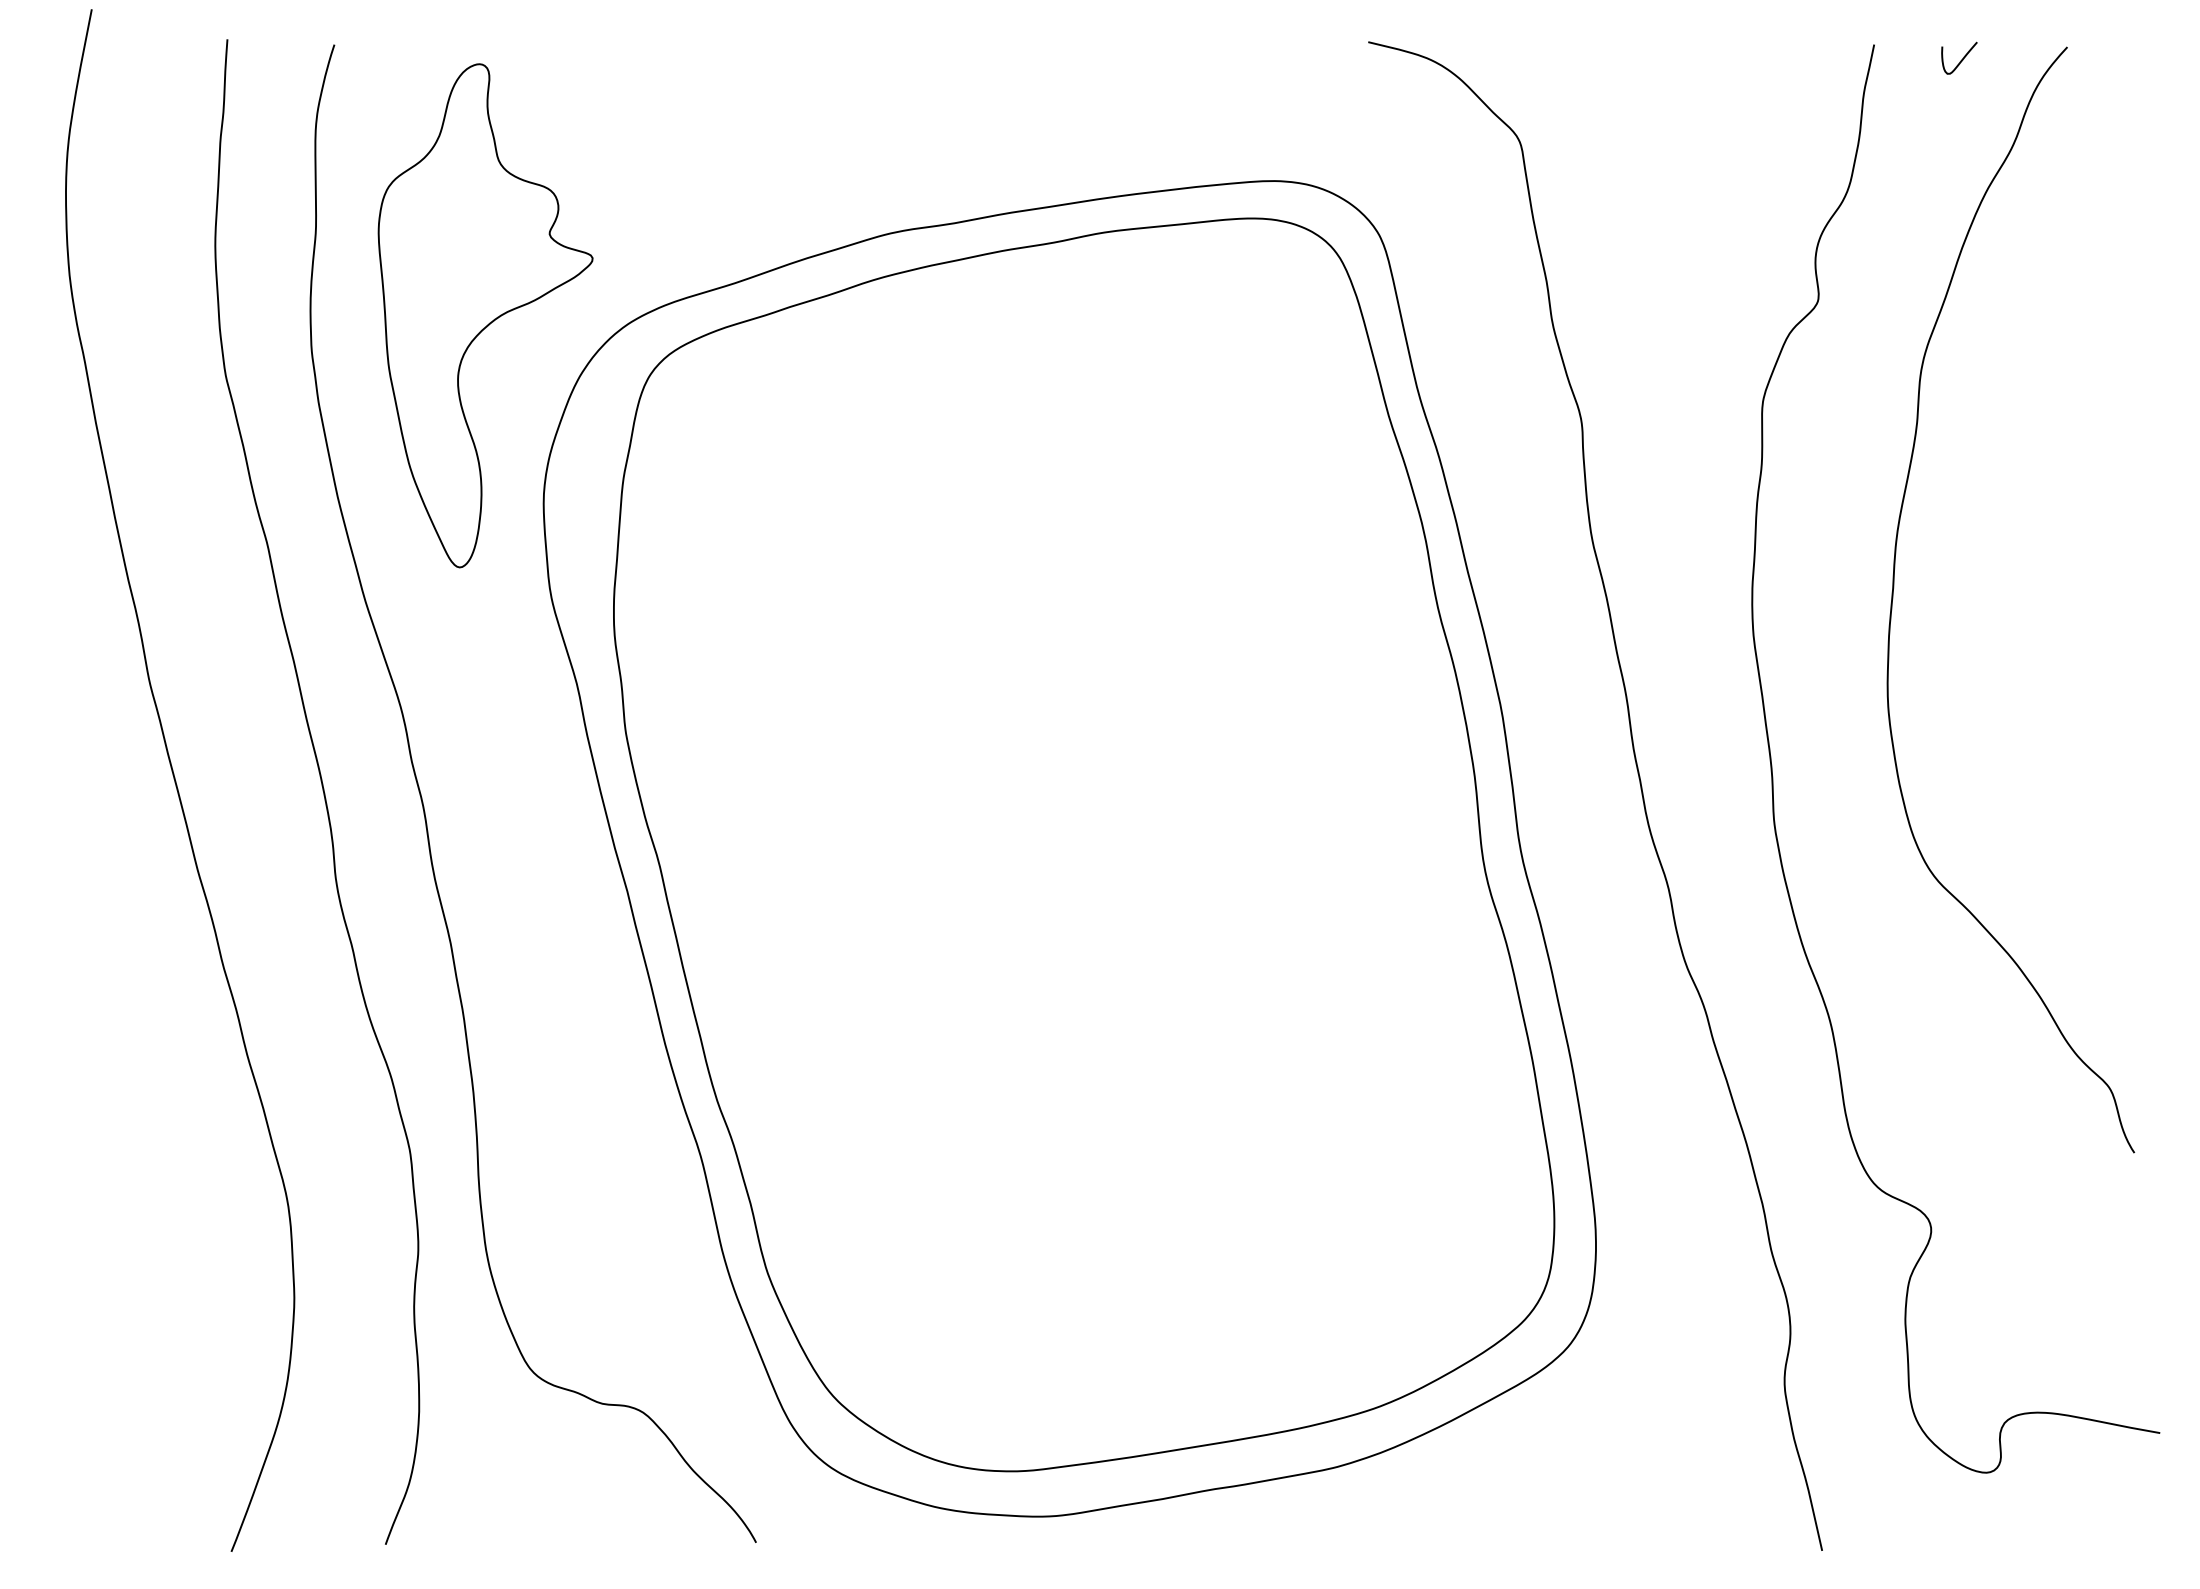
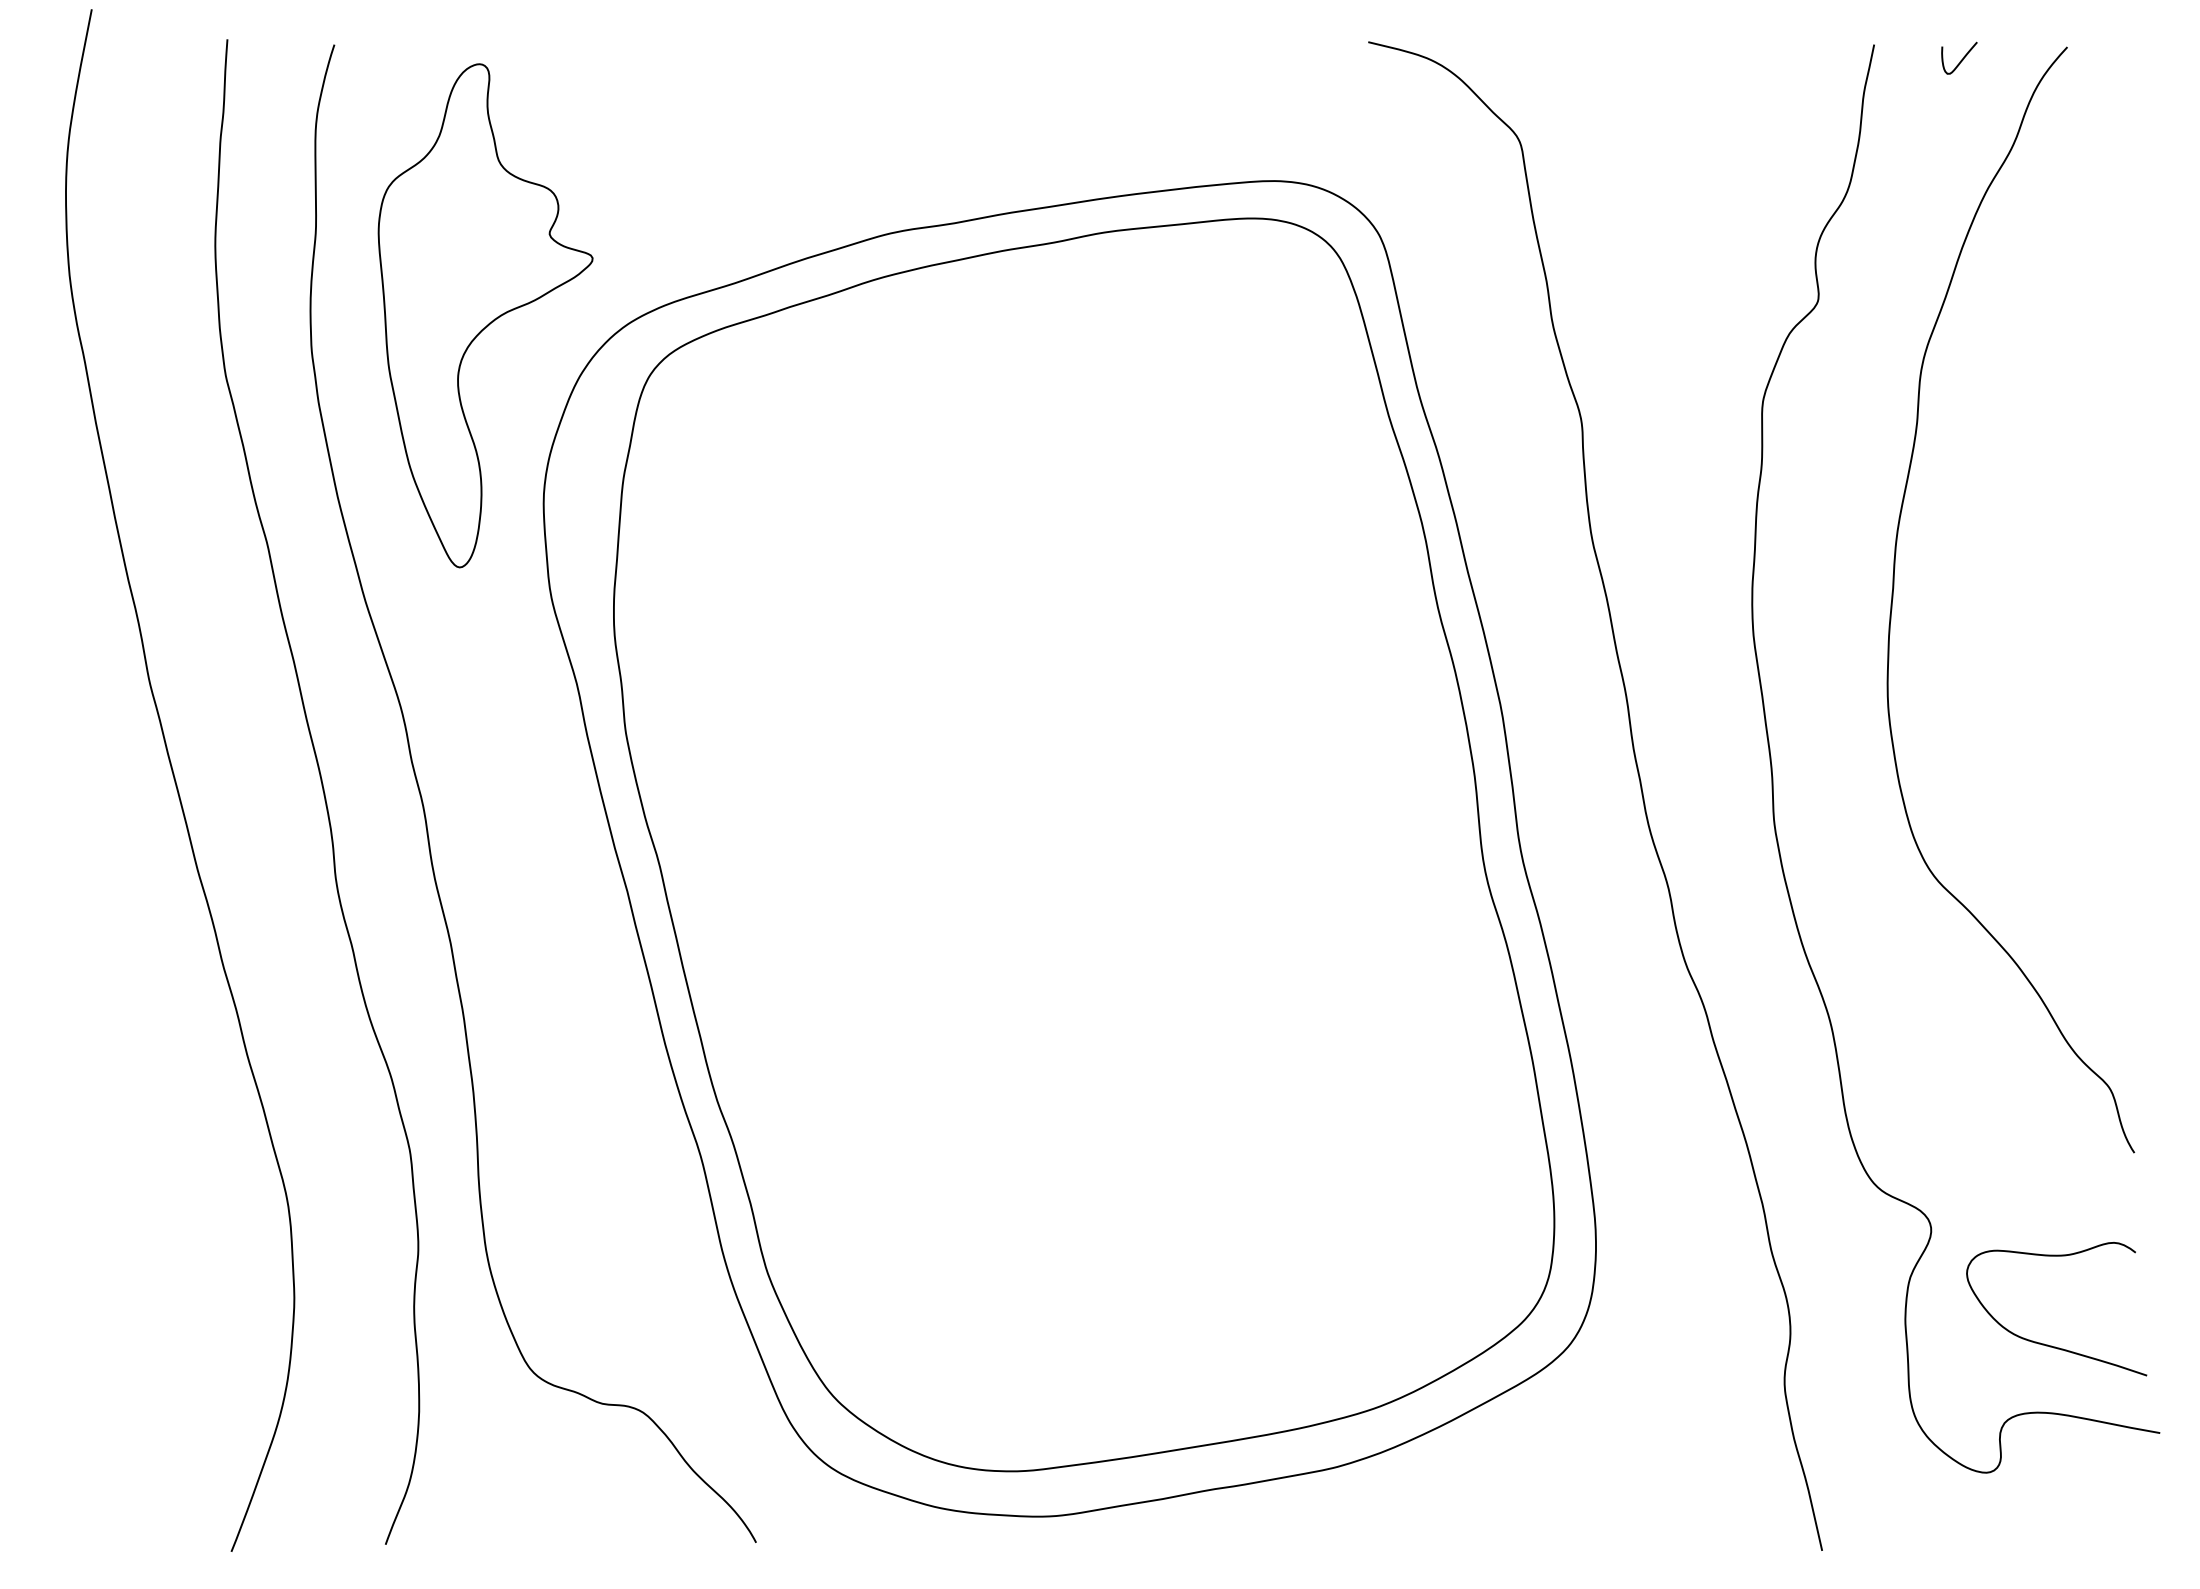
curve: none -> present (2048, 1344)
